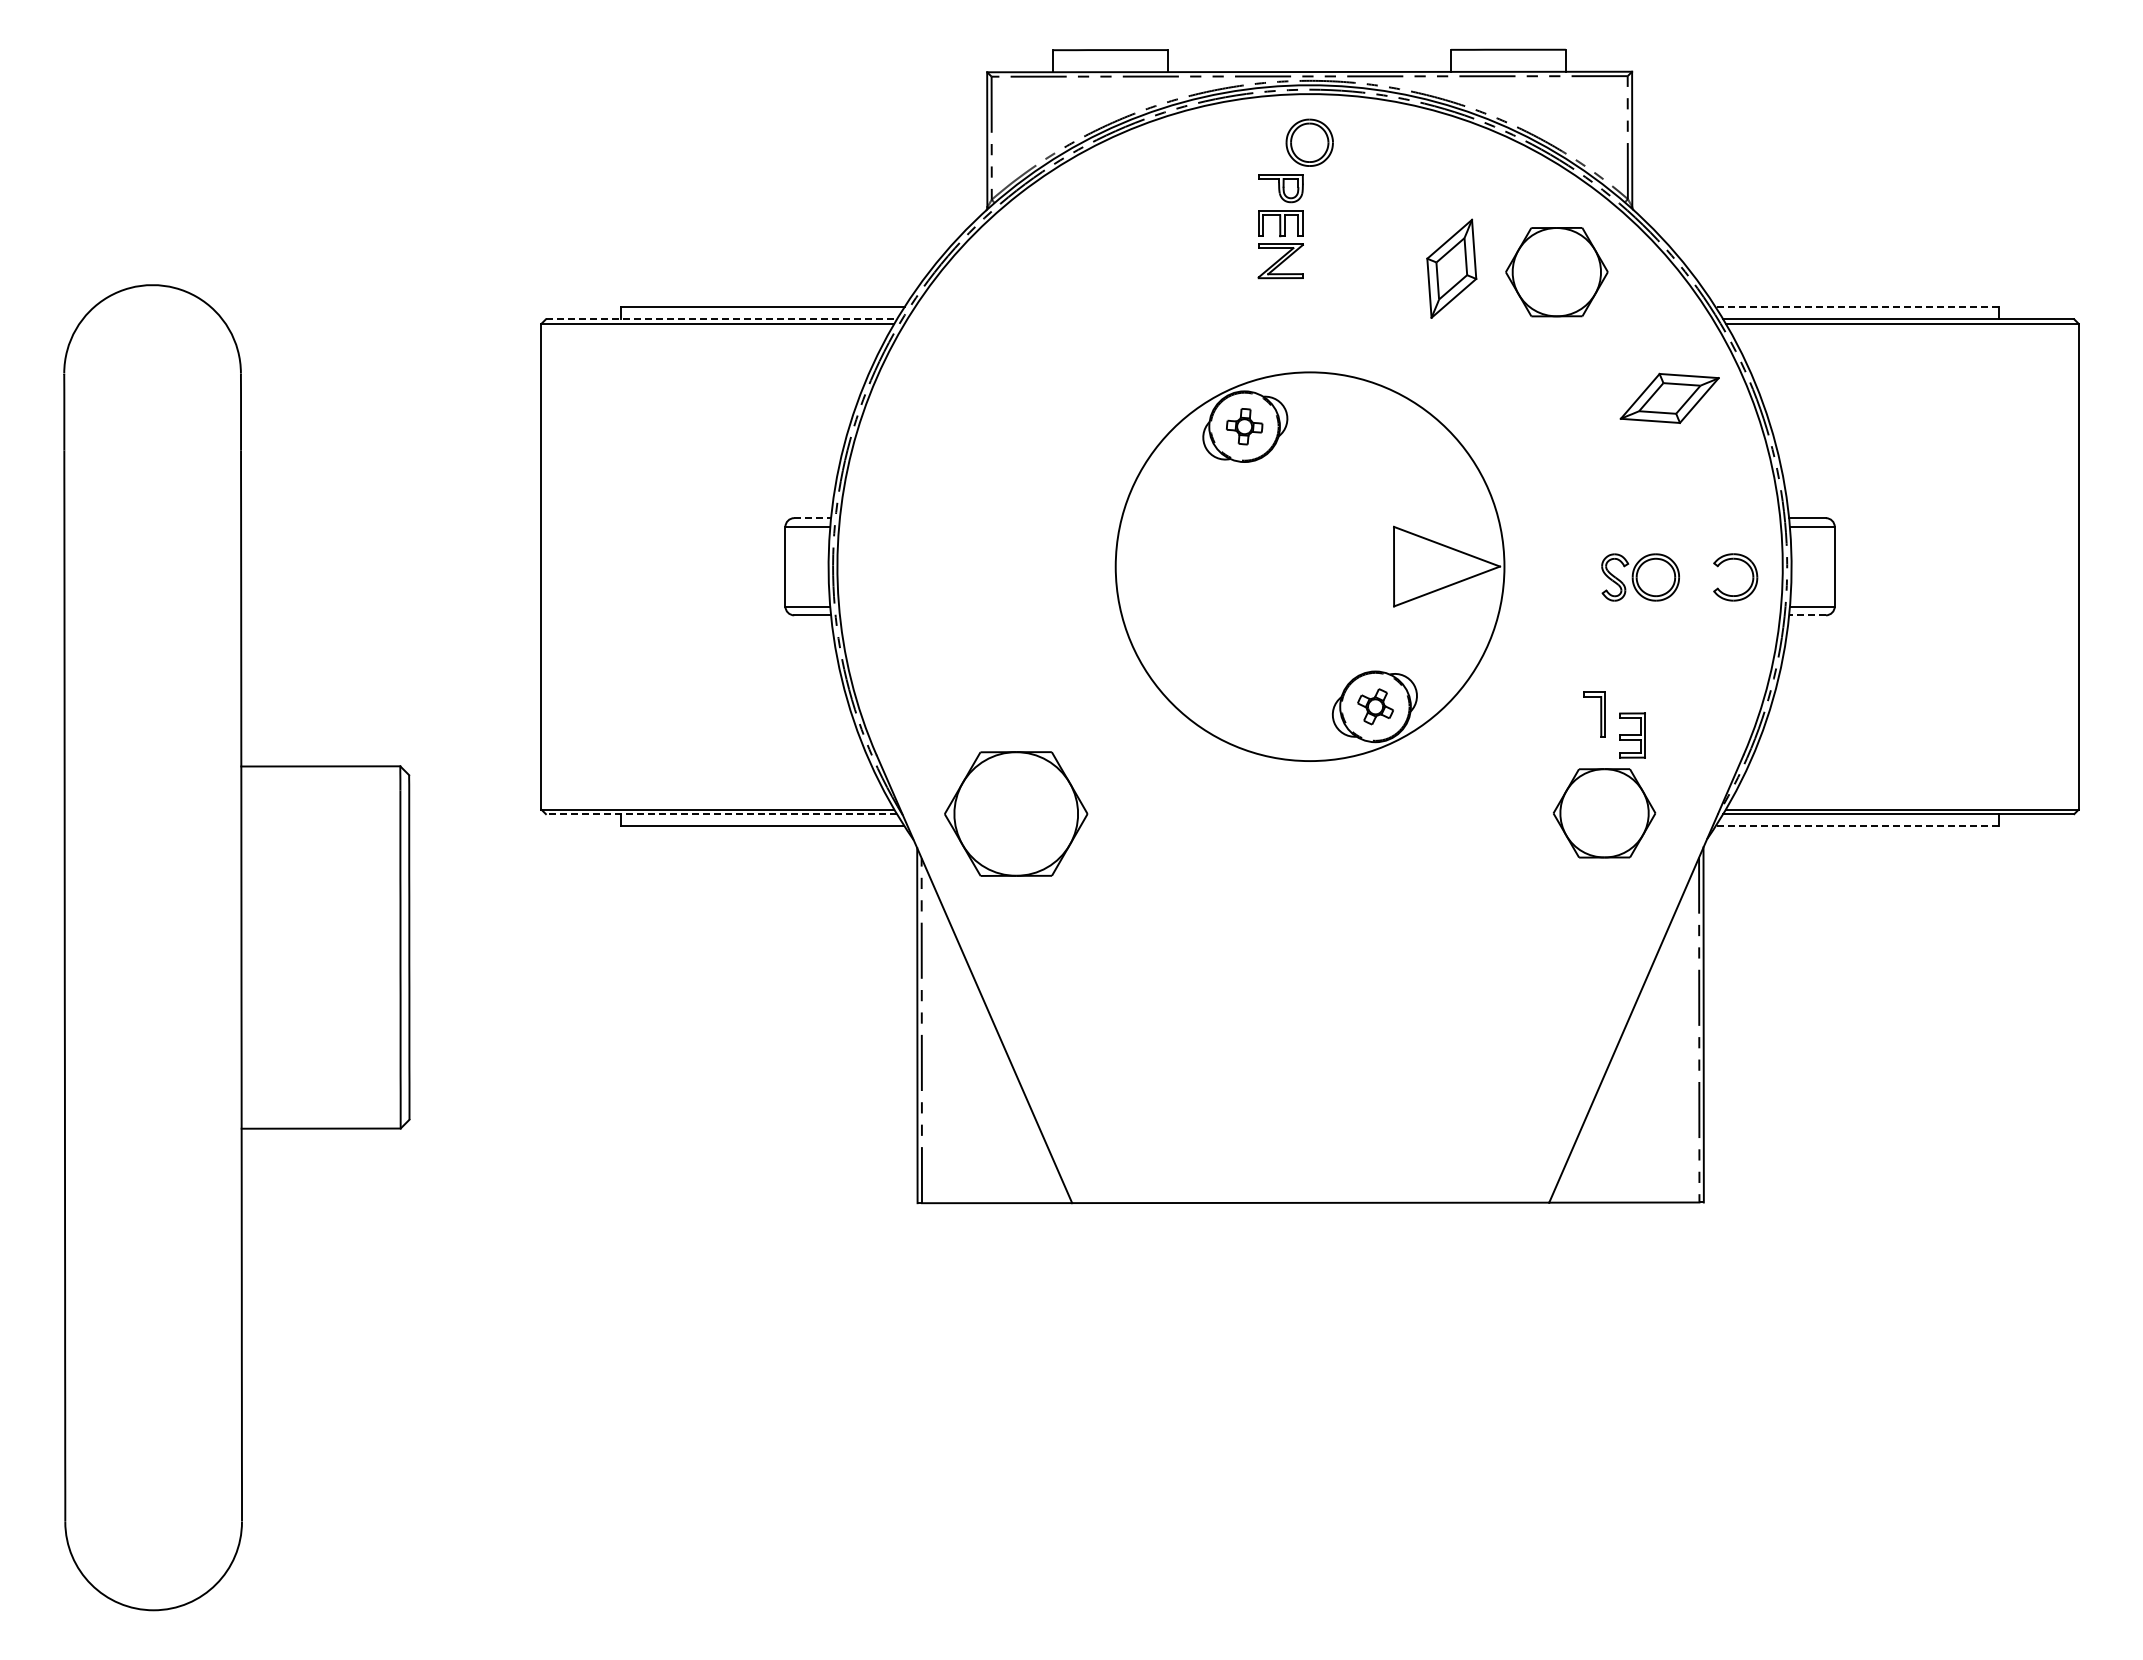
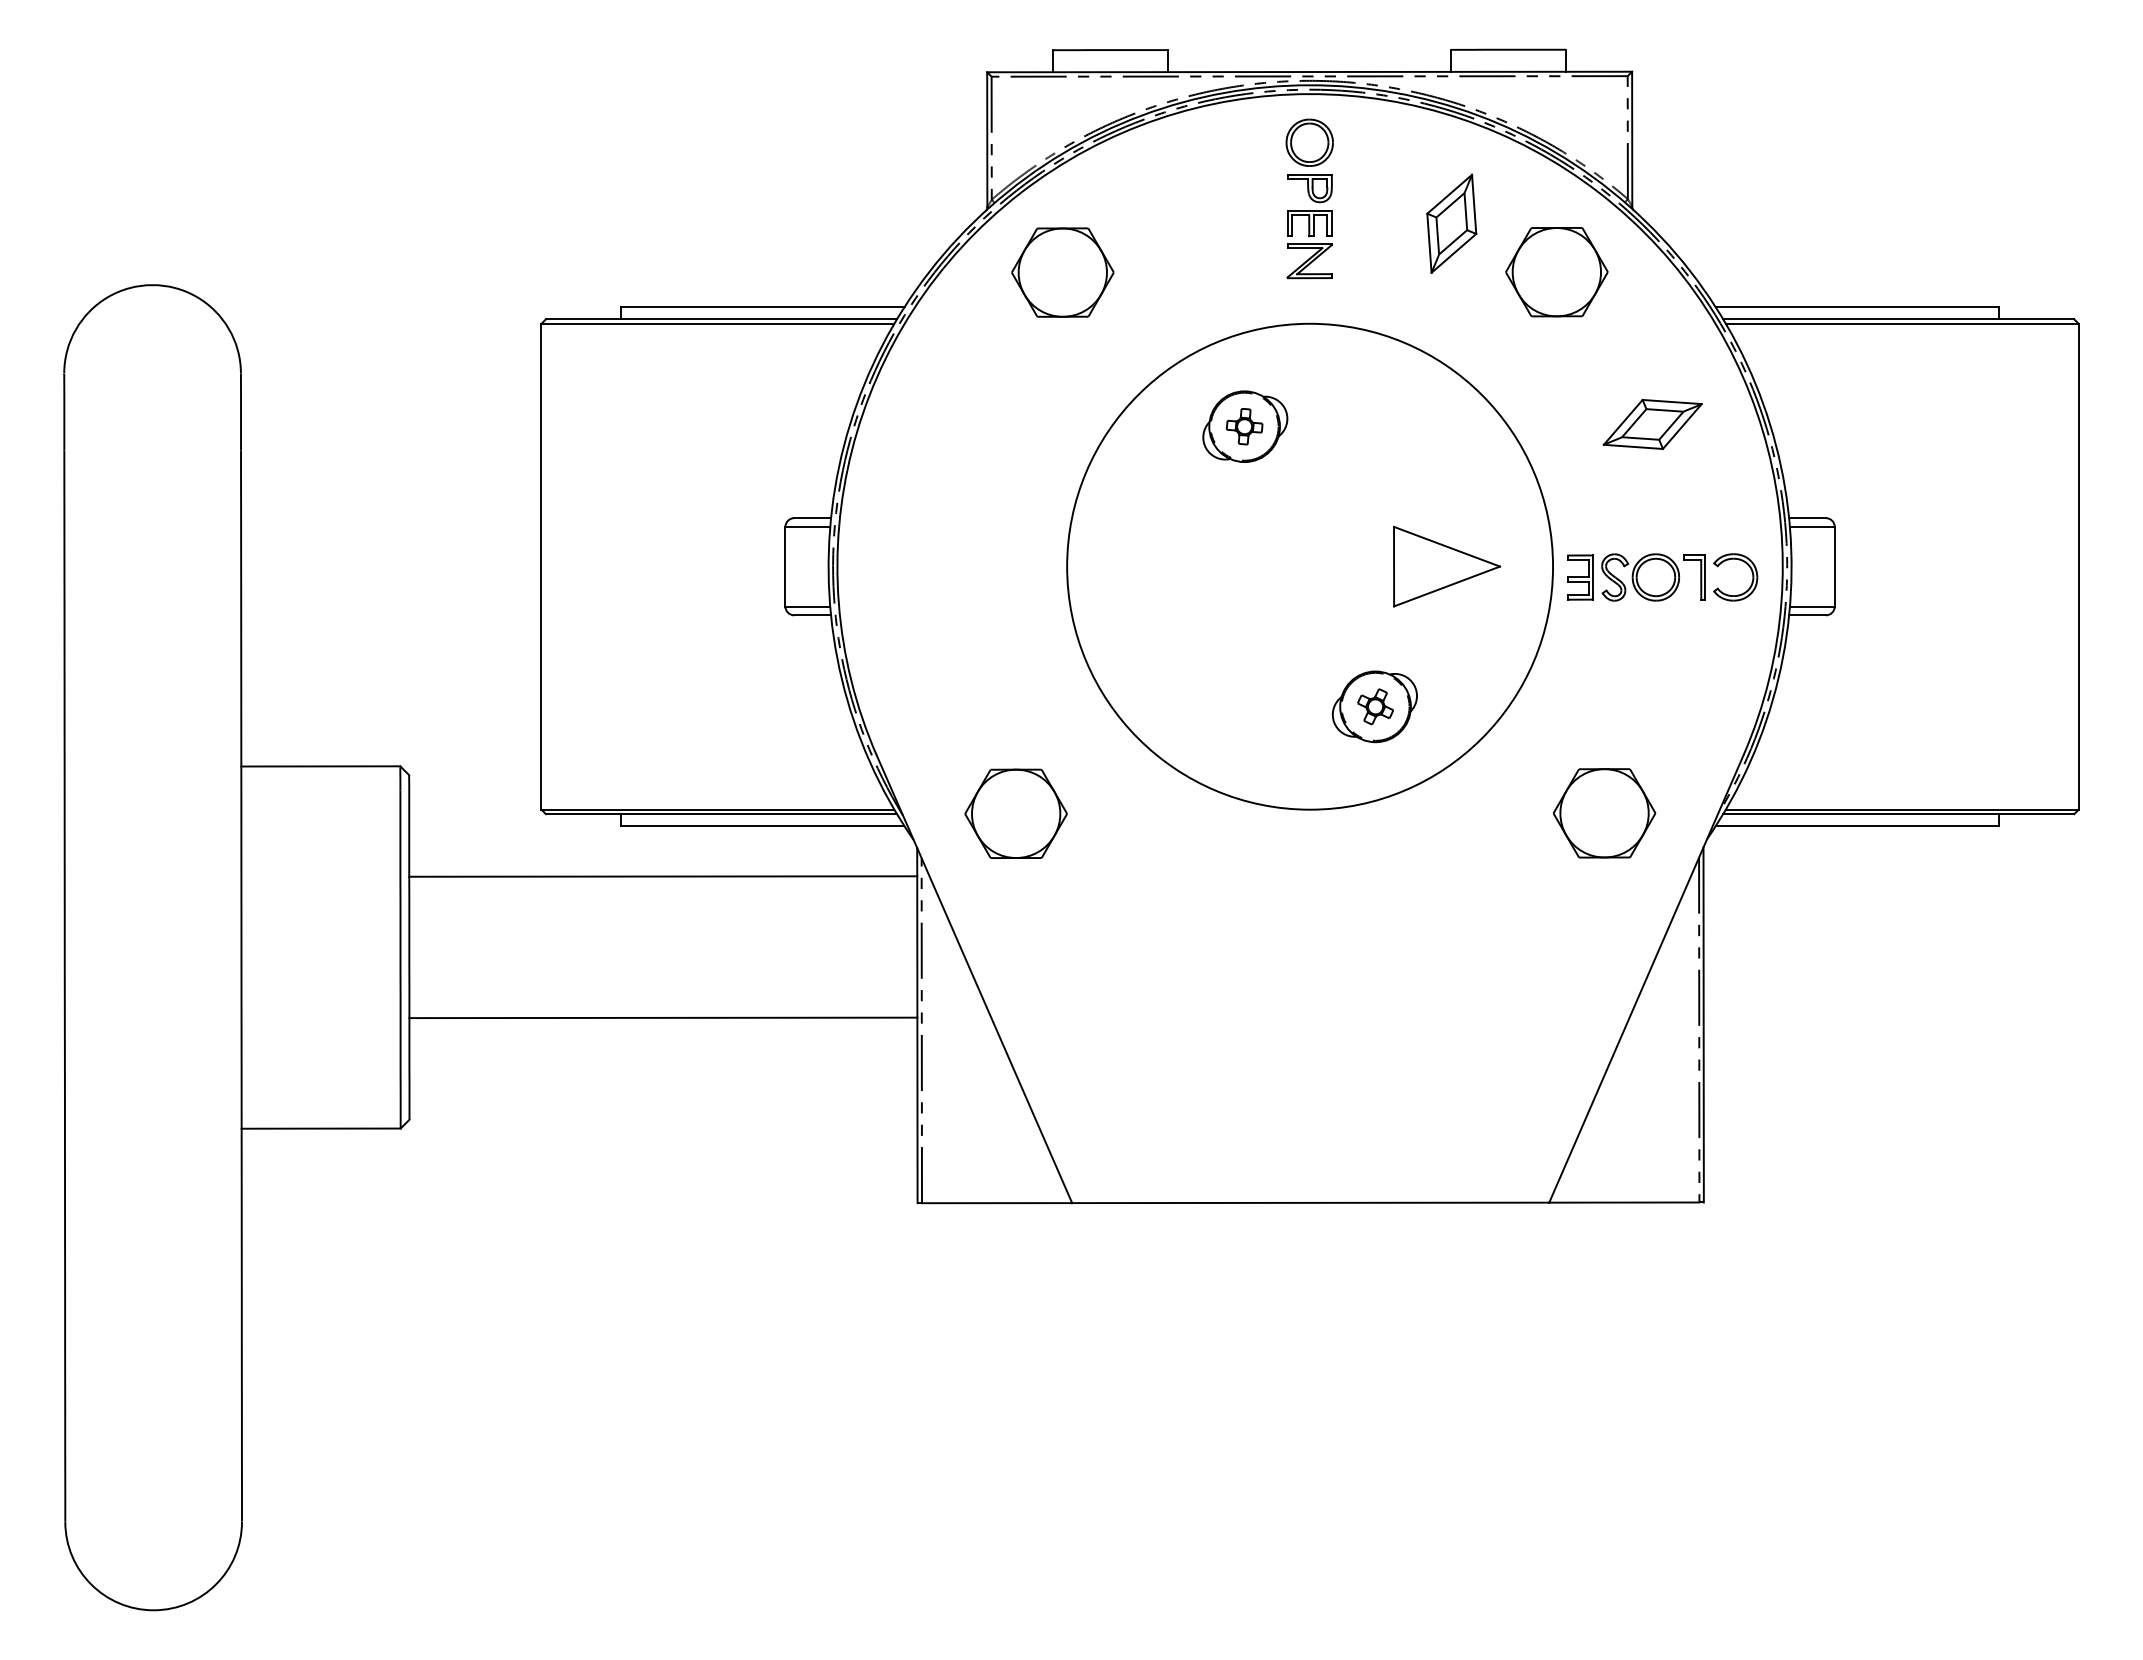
part position: (1280, 226) -> (1309, 226) (1309, 226)
part position: (1451, 268) -> (1451, 223) (1451, 223)
part: none -> present (1062, 272)
line: dashed -> solid (1857, 307)
line: dashed -> solid (721, 319)
part position: (1669, 397) -> (1652, 423) (1652, 423)
line: dashed -> solid (813, 518)
circle diameter: 389 px -> 486 px (1310, 566)
line: dashed -> solid (1807, 615)
part position: (1594, 714) -> (1694, 577) (1694, 577)
part position: (1632, 735) -> (1580, 577) (1580, 577)
part size: 145x126 px -> 104x91 px (1015, 813)
line: dashed -> solid (721, 814)
line: dashed -> solid (1857, 826)
line: none -> present (663, 876)
line: none -> present (663, 1017)
